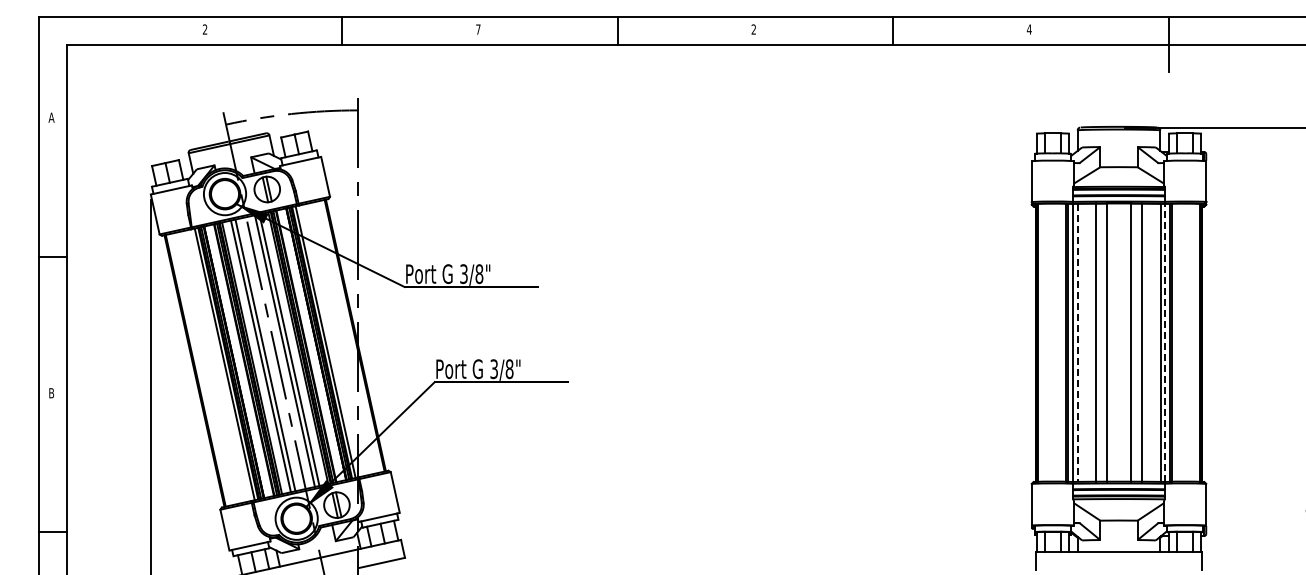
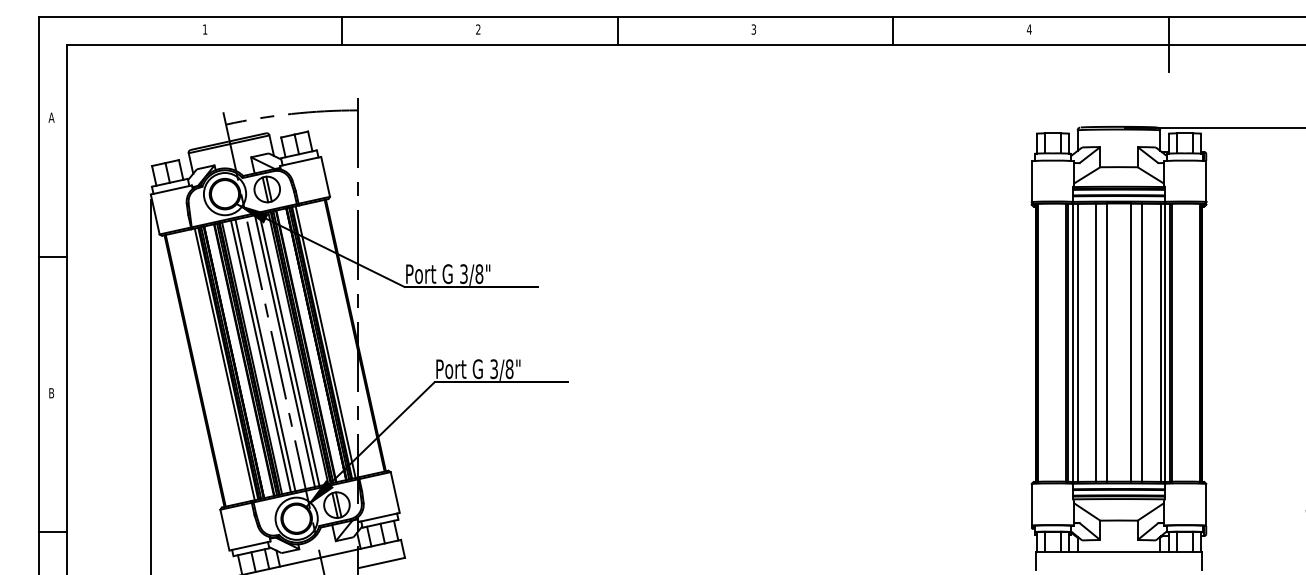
text: 2 -> 1 (205, 29)
text: 7 -> 2 (478, 29)
text: 2 -> 3 (753, 29)
line: dashed -> solid (1165, 342)
line: dashed -> solid (1077, 343)
